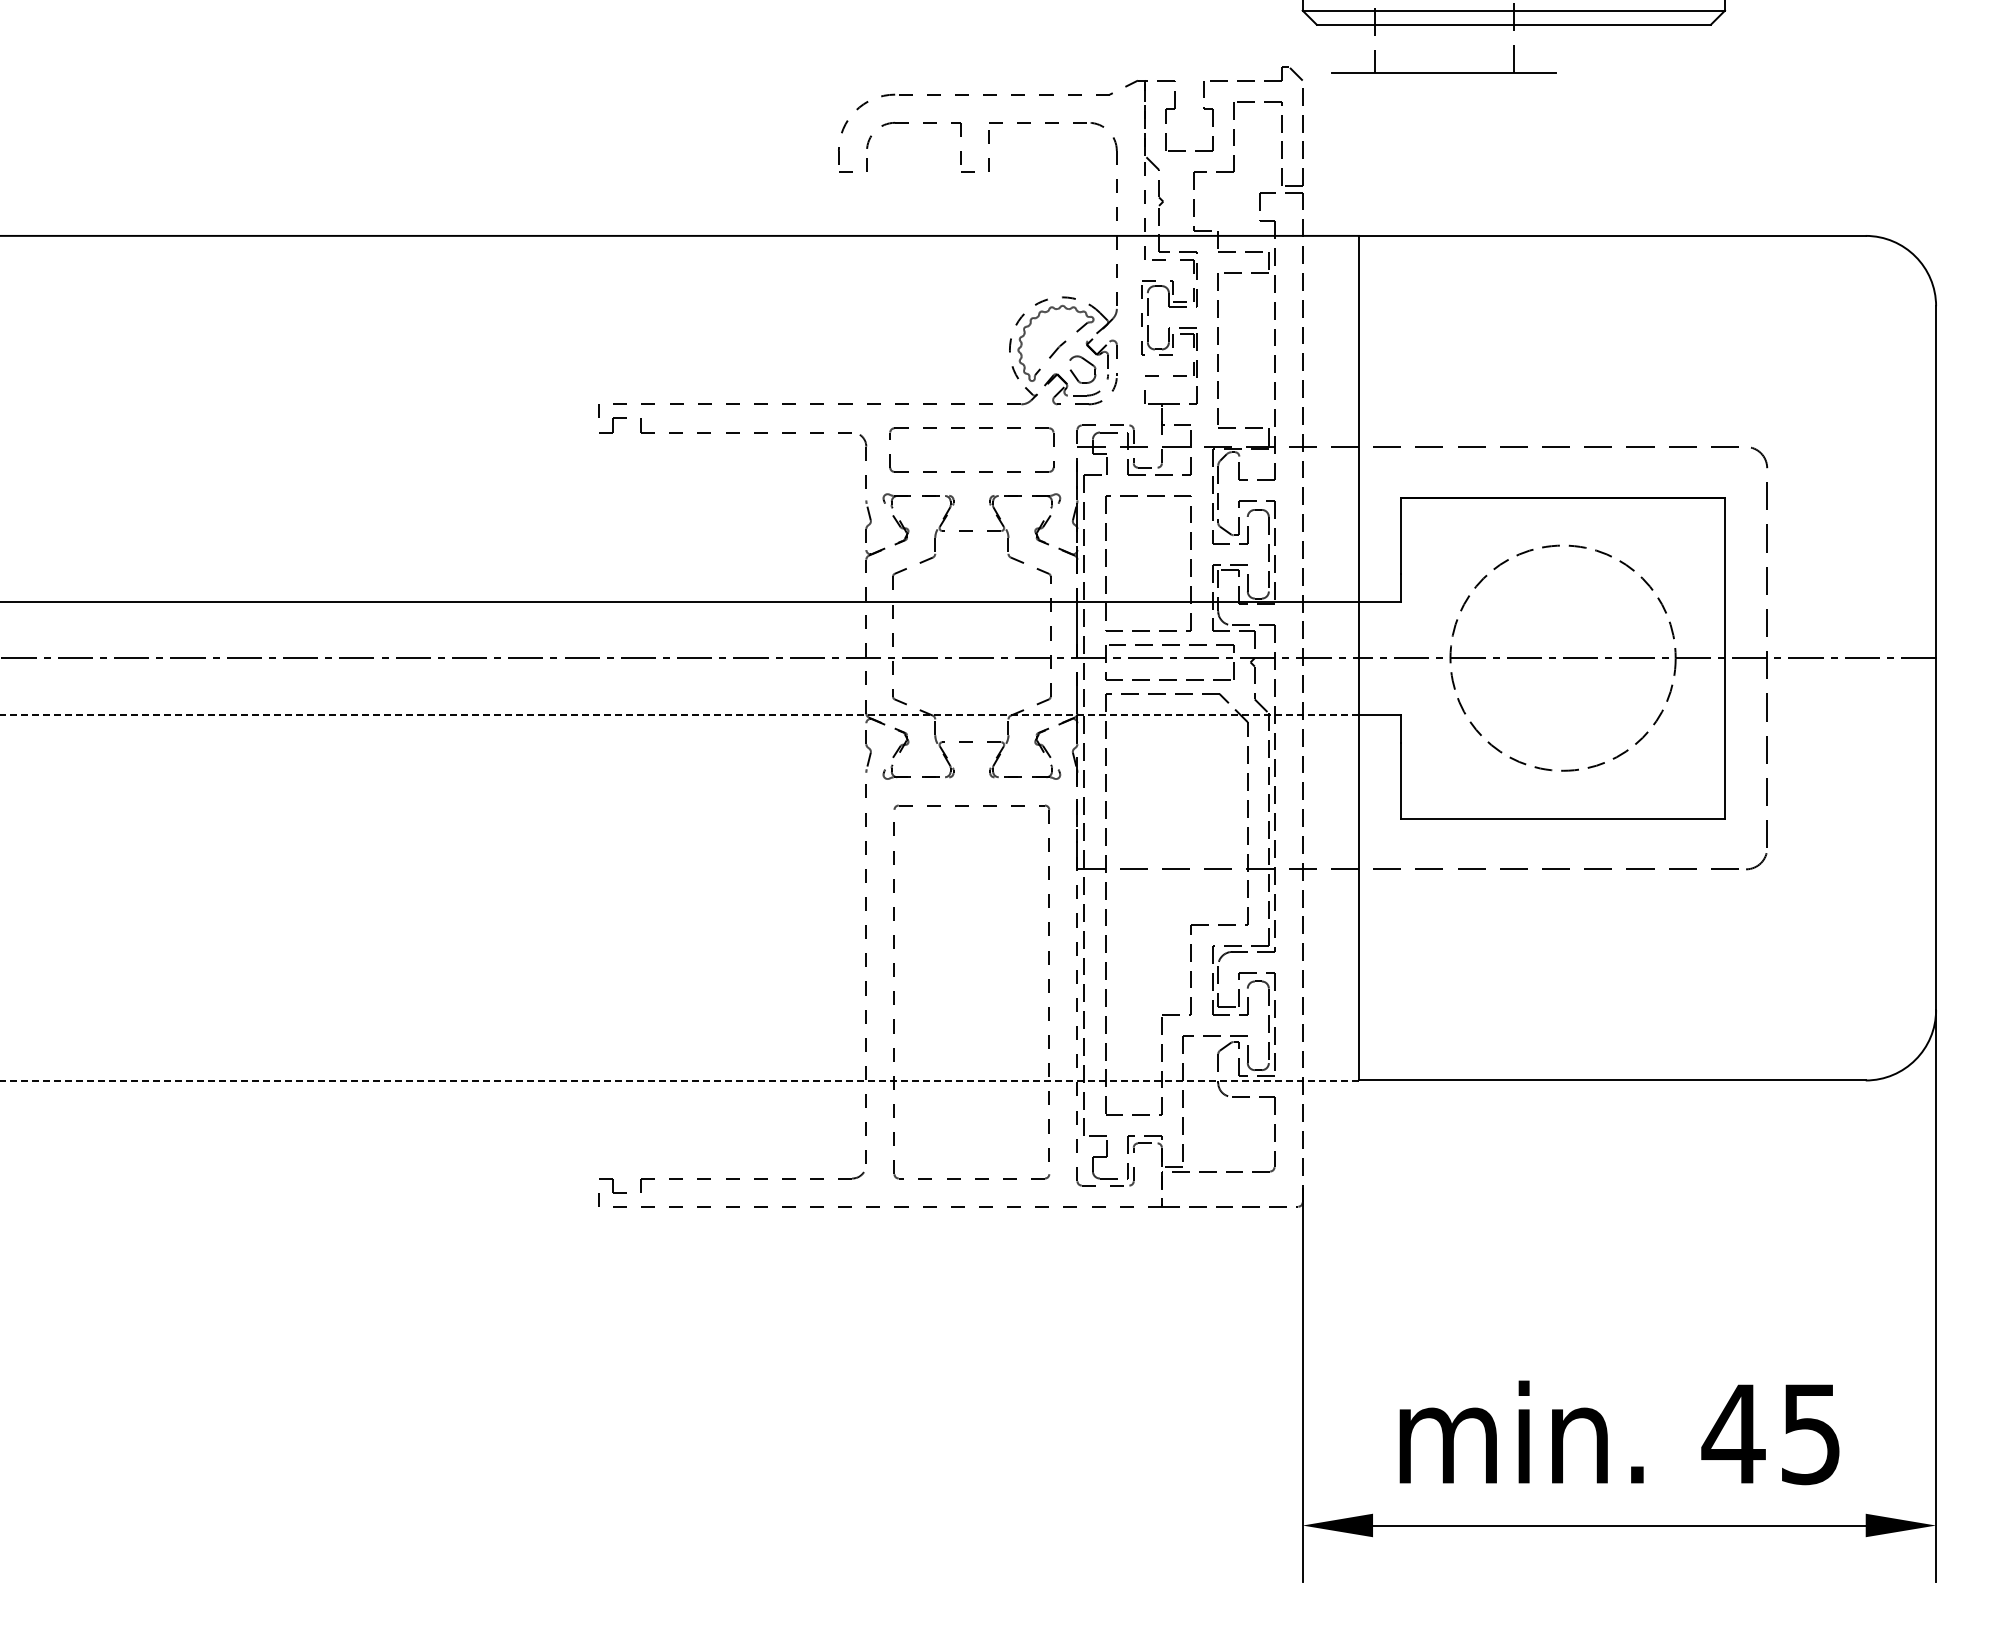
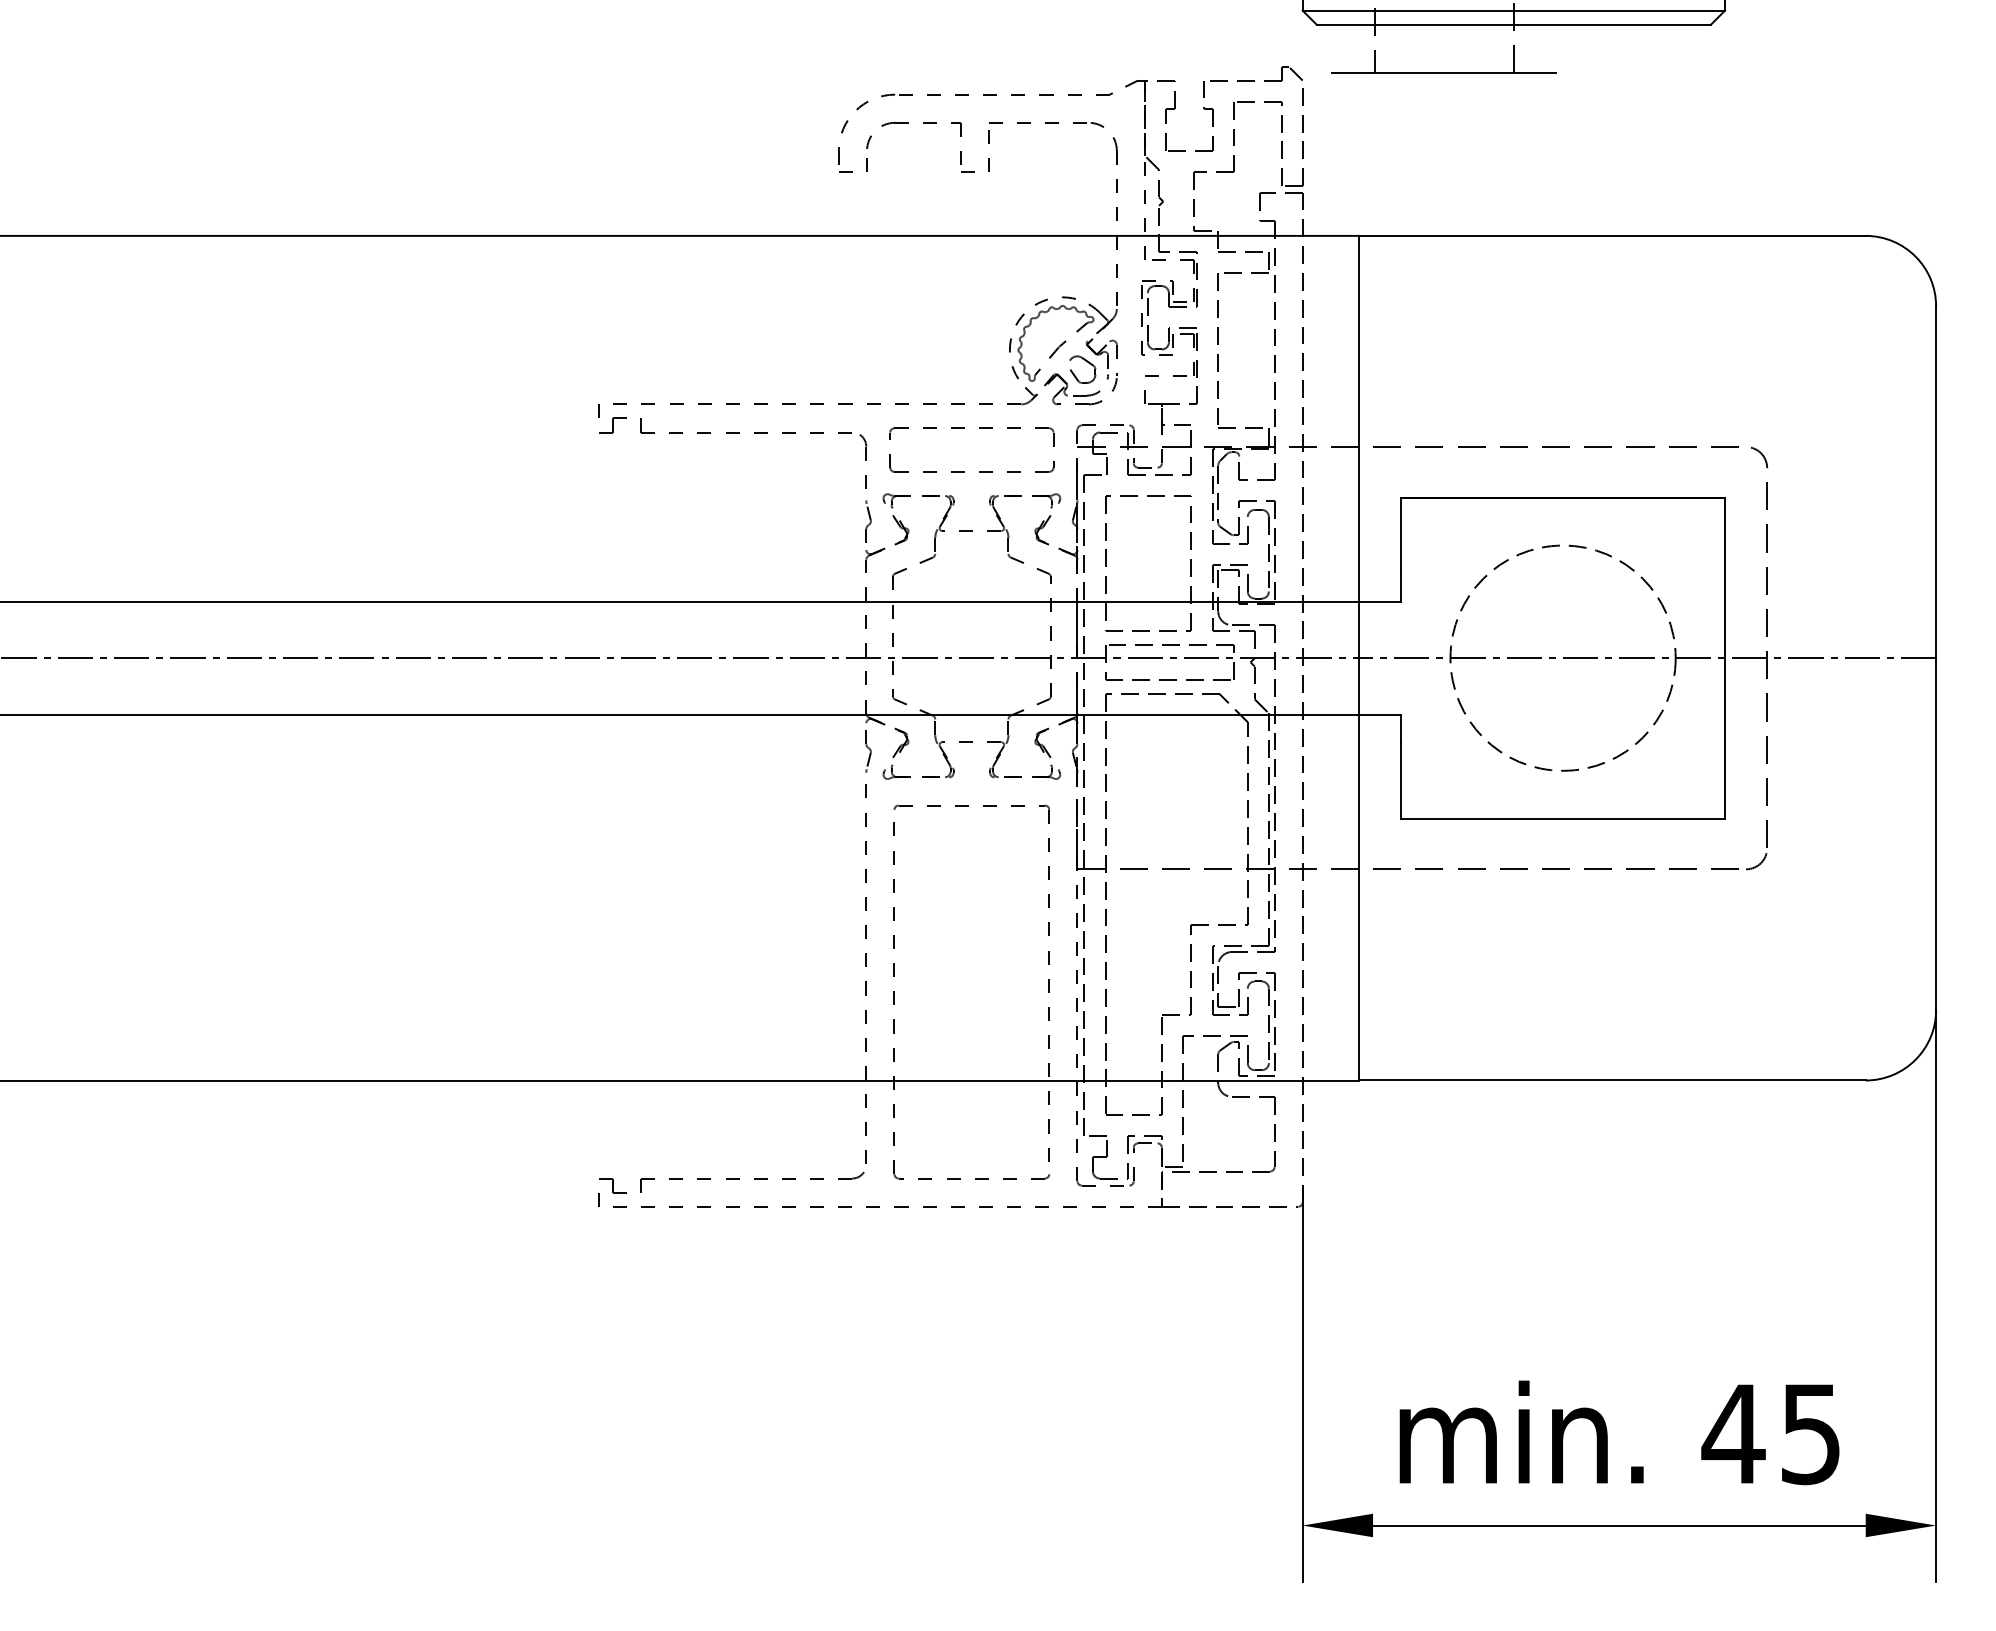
line: dashed -> solid (679, 714)
line: dashed -> solid (679, 1080)
